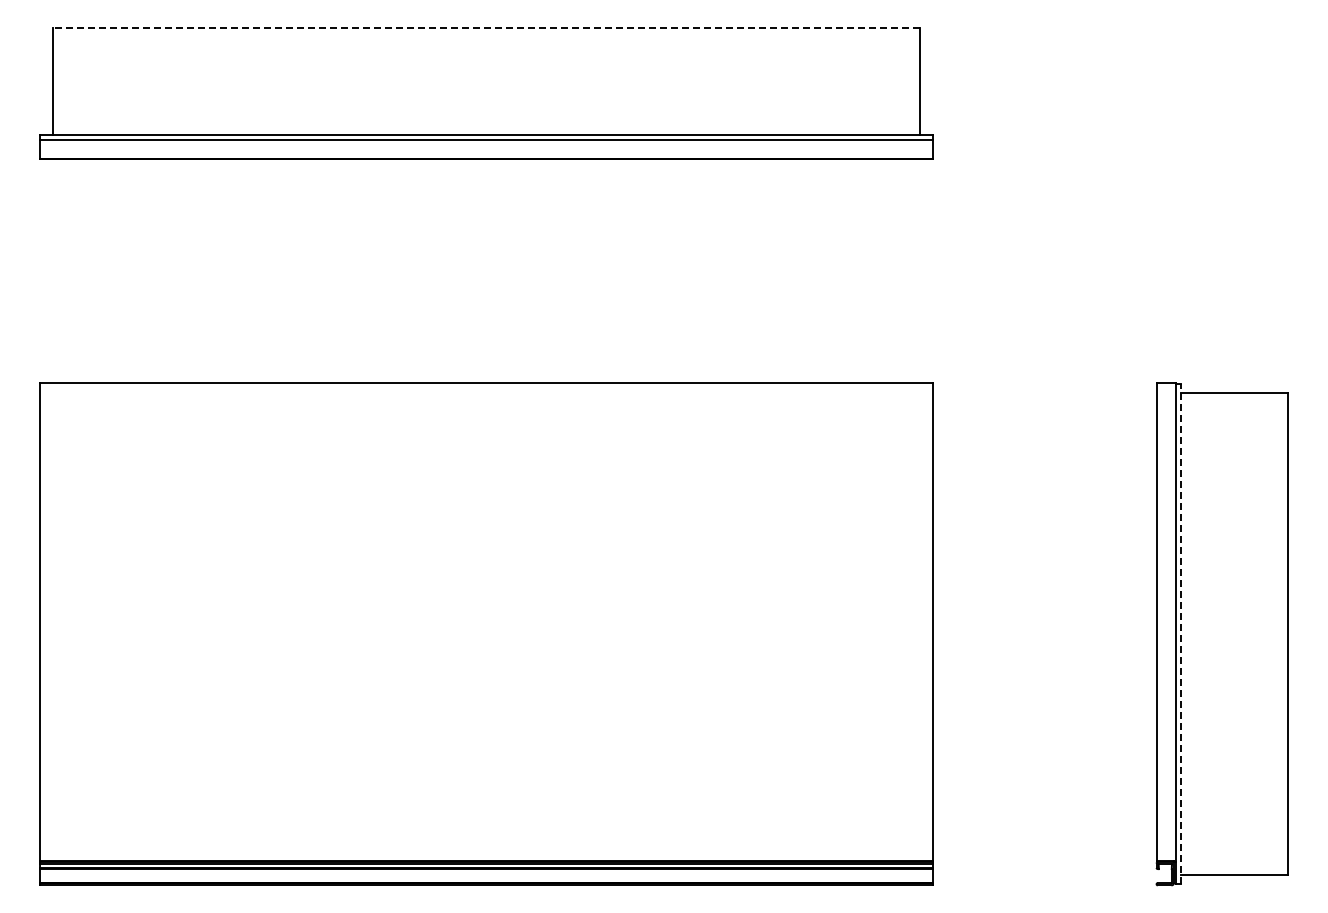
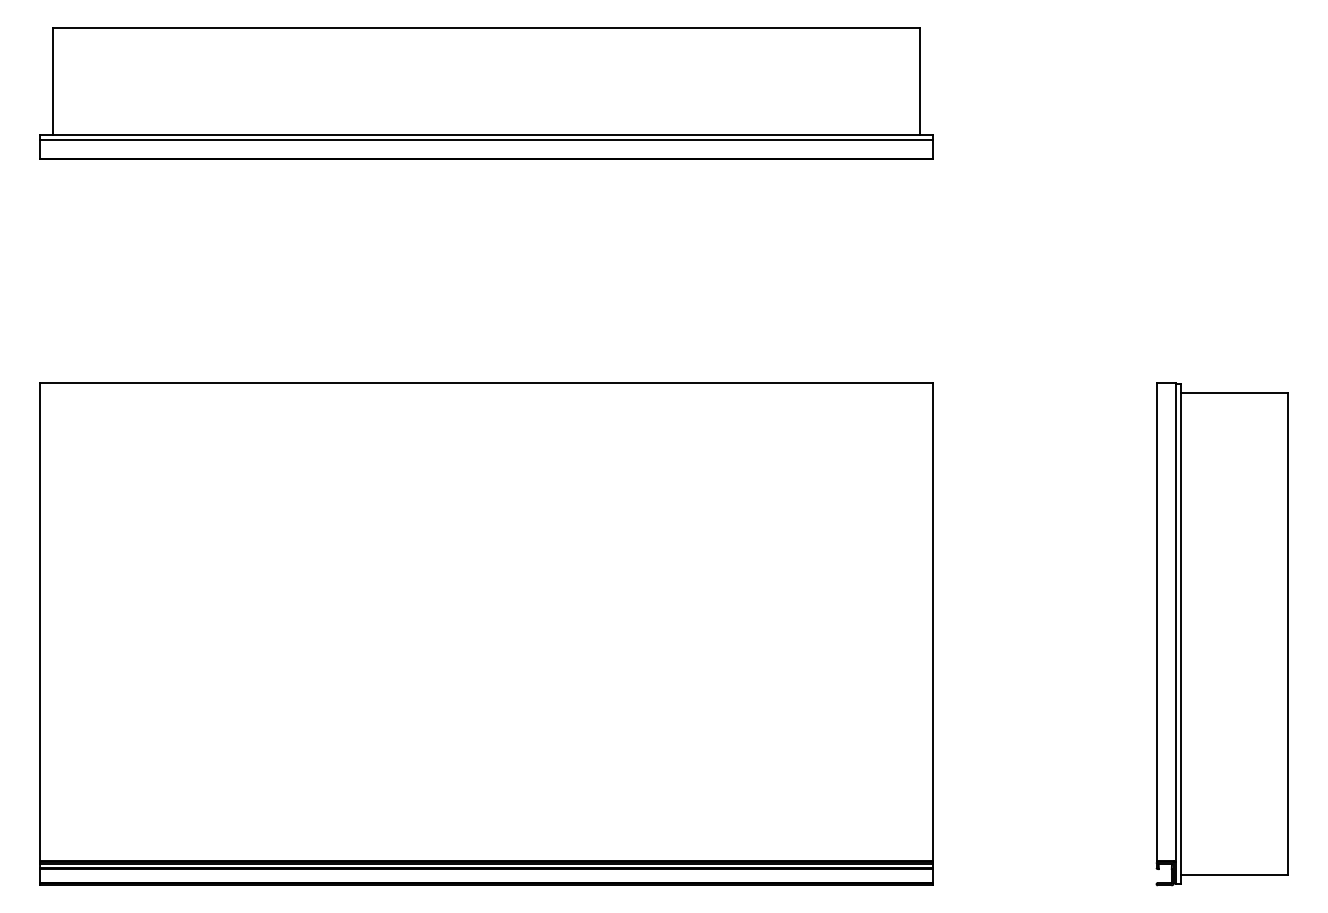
line: dashed -> solid (486, 27)
line: dashed -> solid (1180, 633)
